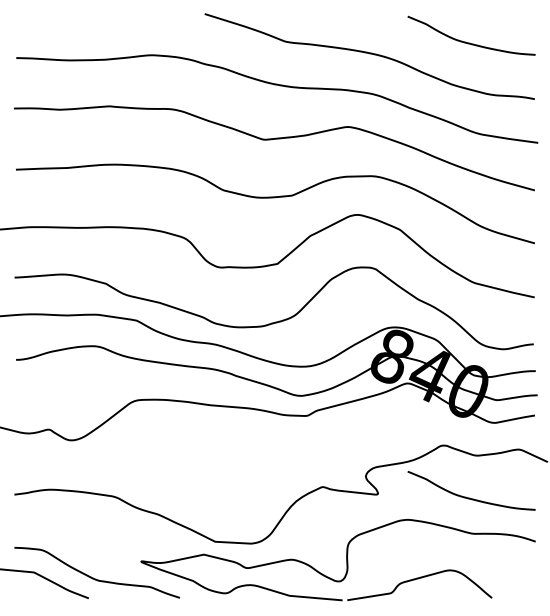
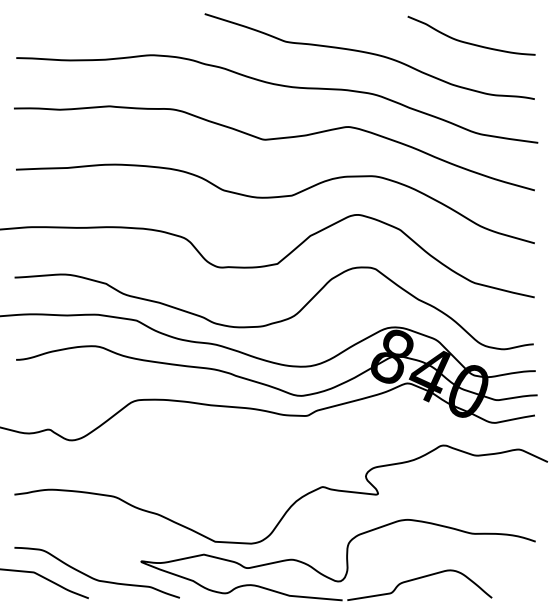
curve: present -> none (469, 497)
